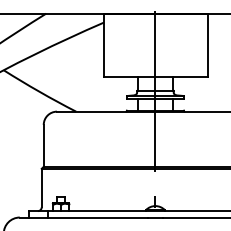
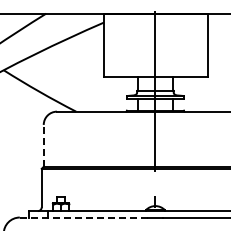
line: solid -> dashed (43, 145)
line: solid -> dashed (83, 217)
